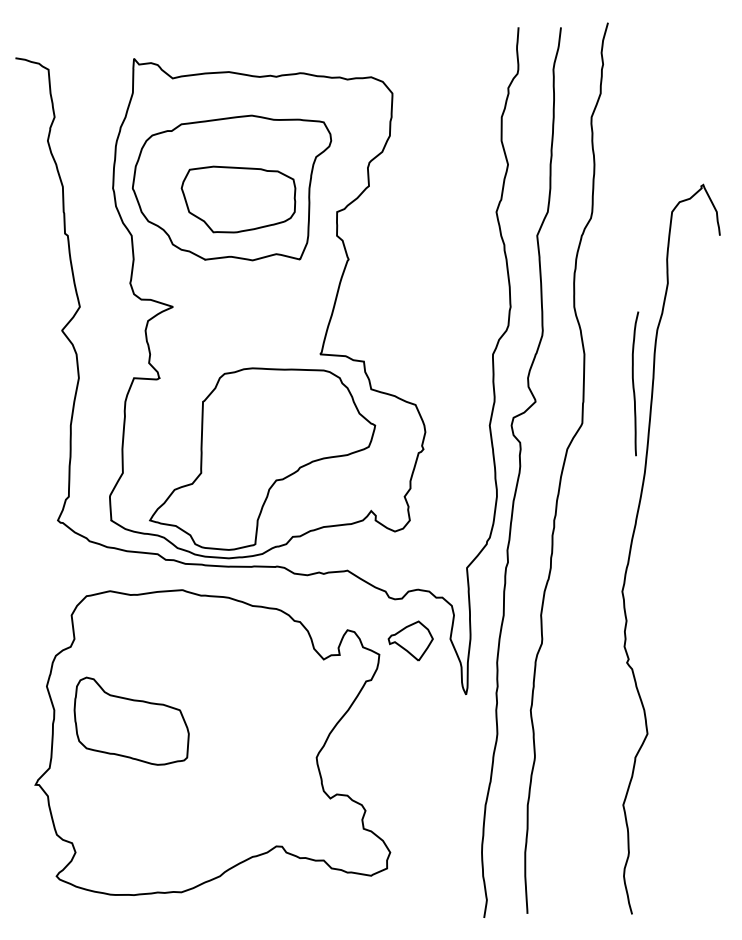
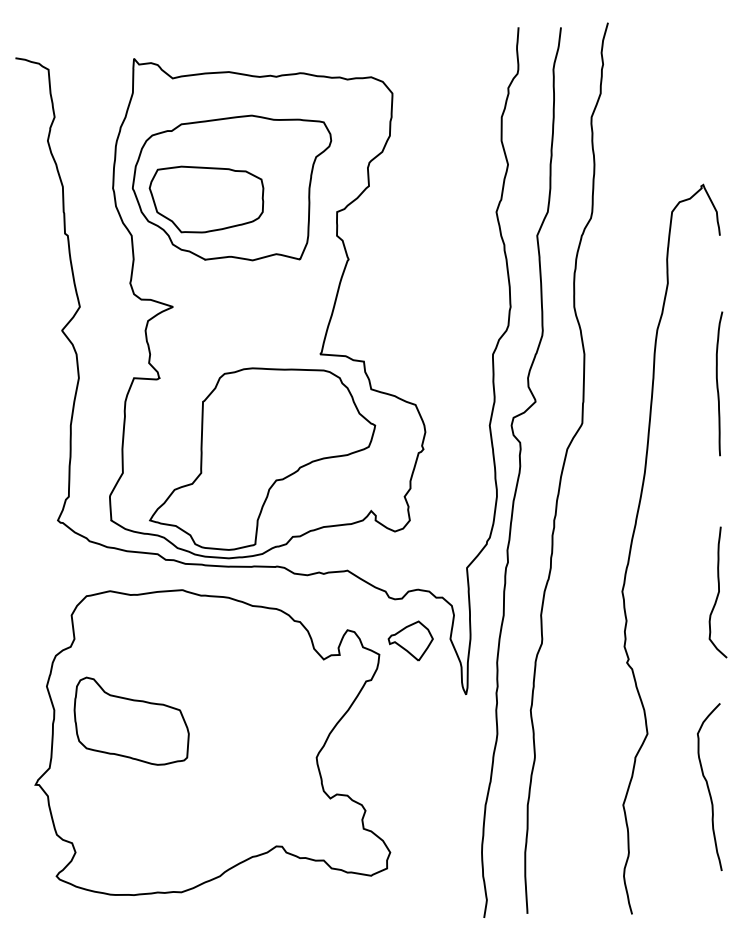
part position: (238, 199) -> (206, 199) (206, 199)
curve position: (634, 383) -> (718, 383) (718, 383)
curve: none -> present (717, 592)
curve: none -> present (709, 787)
